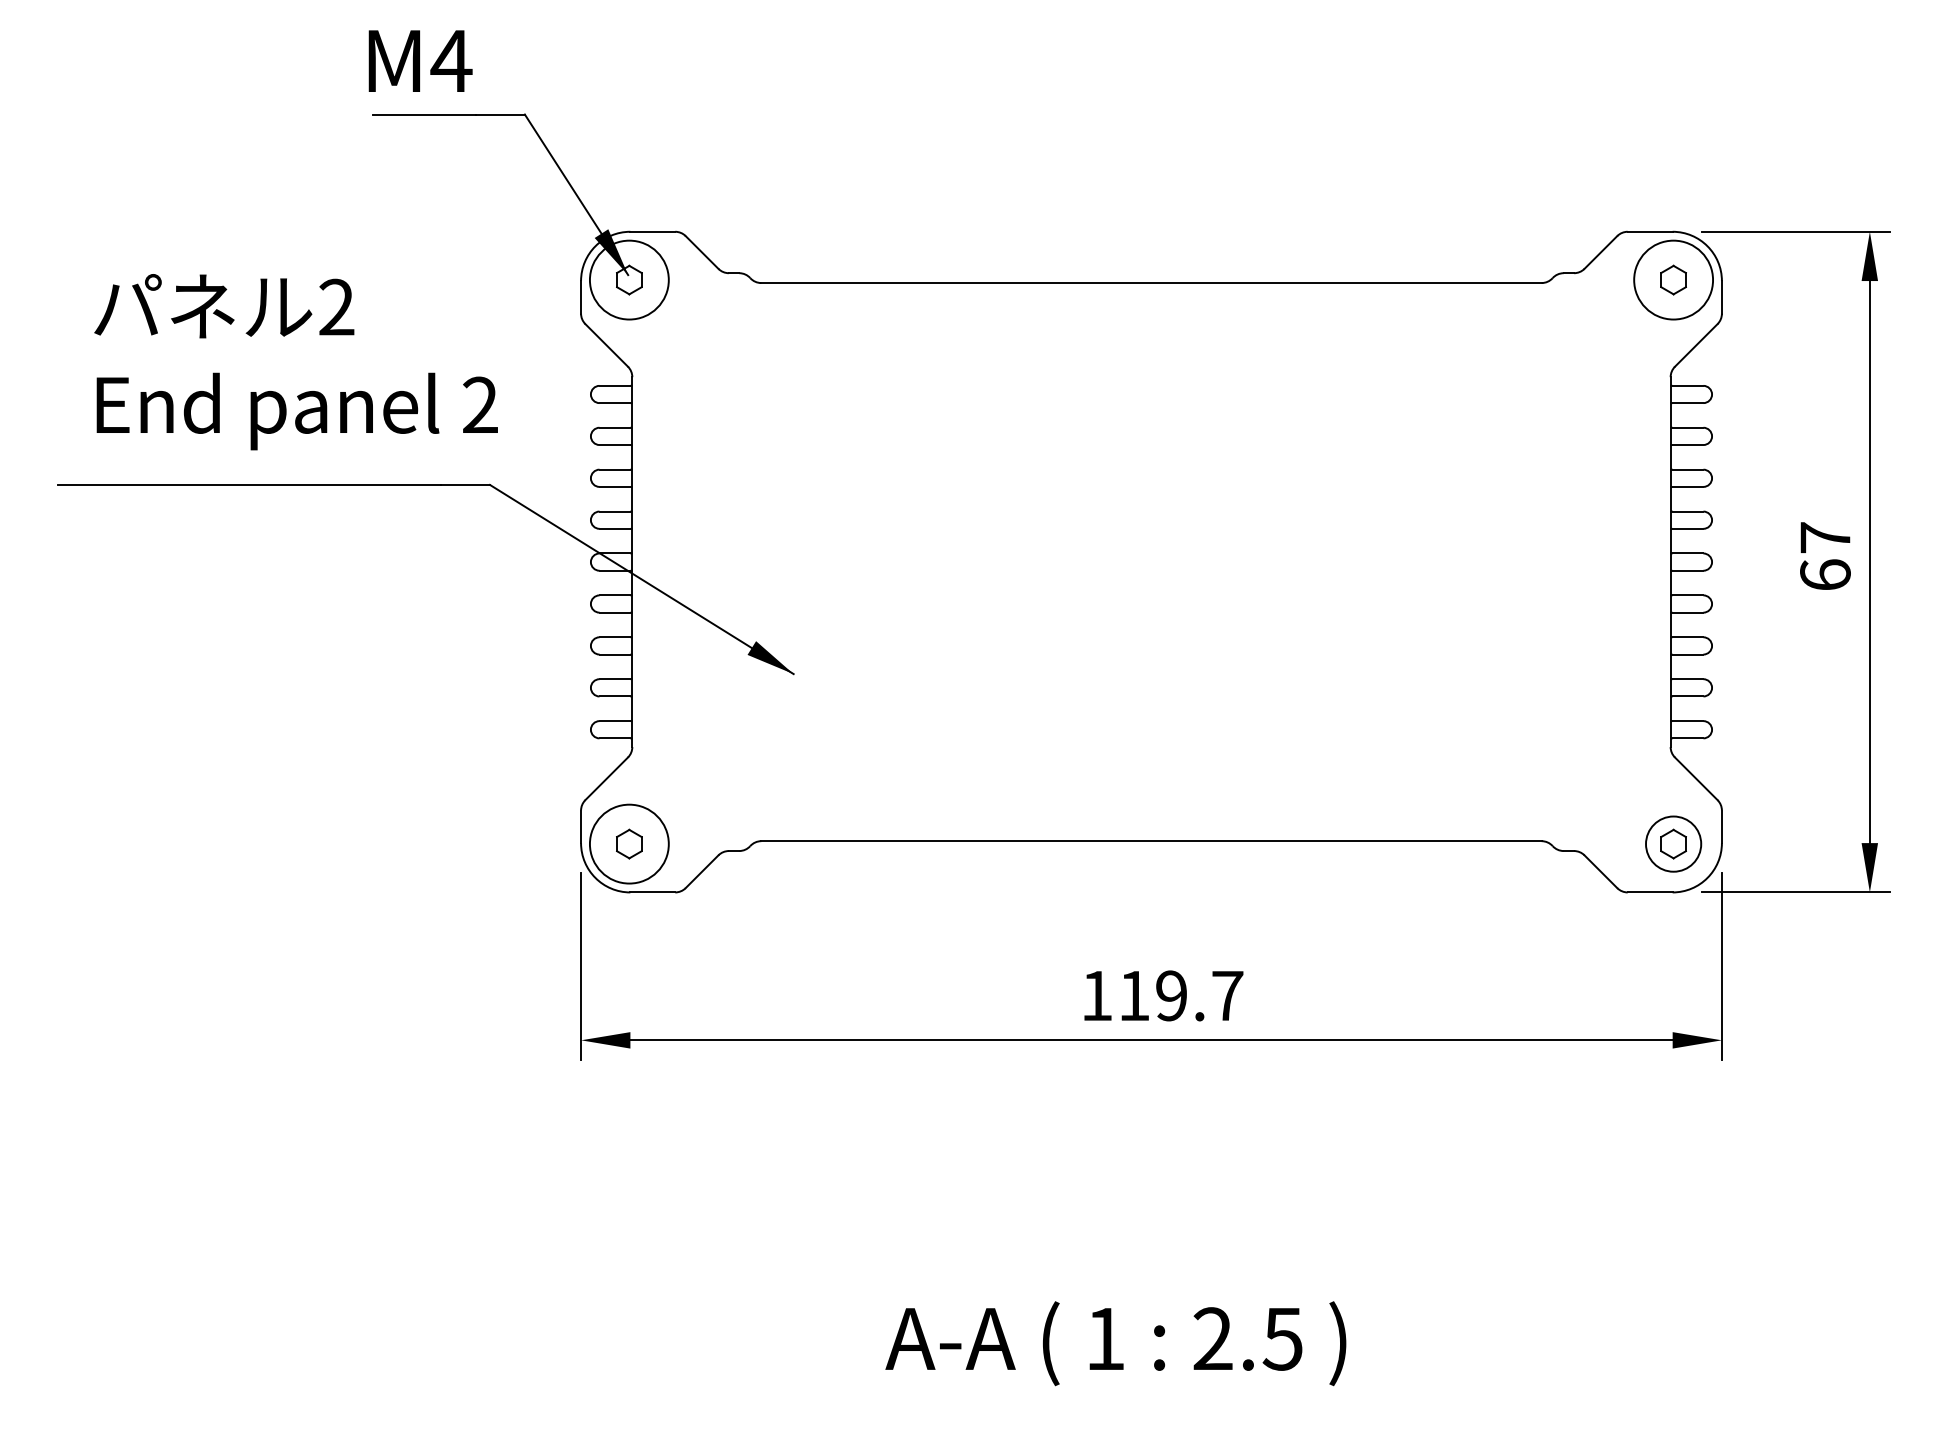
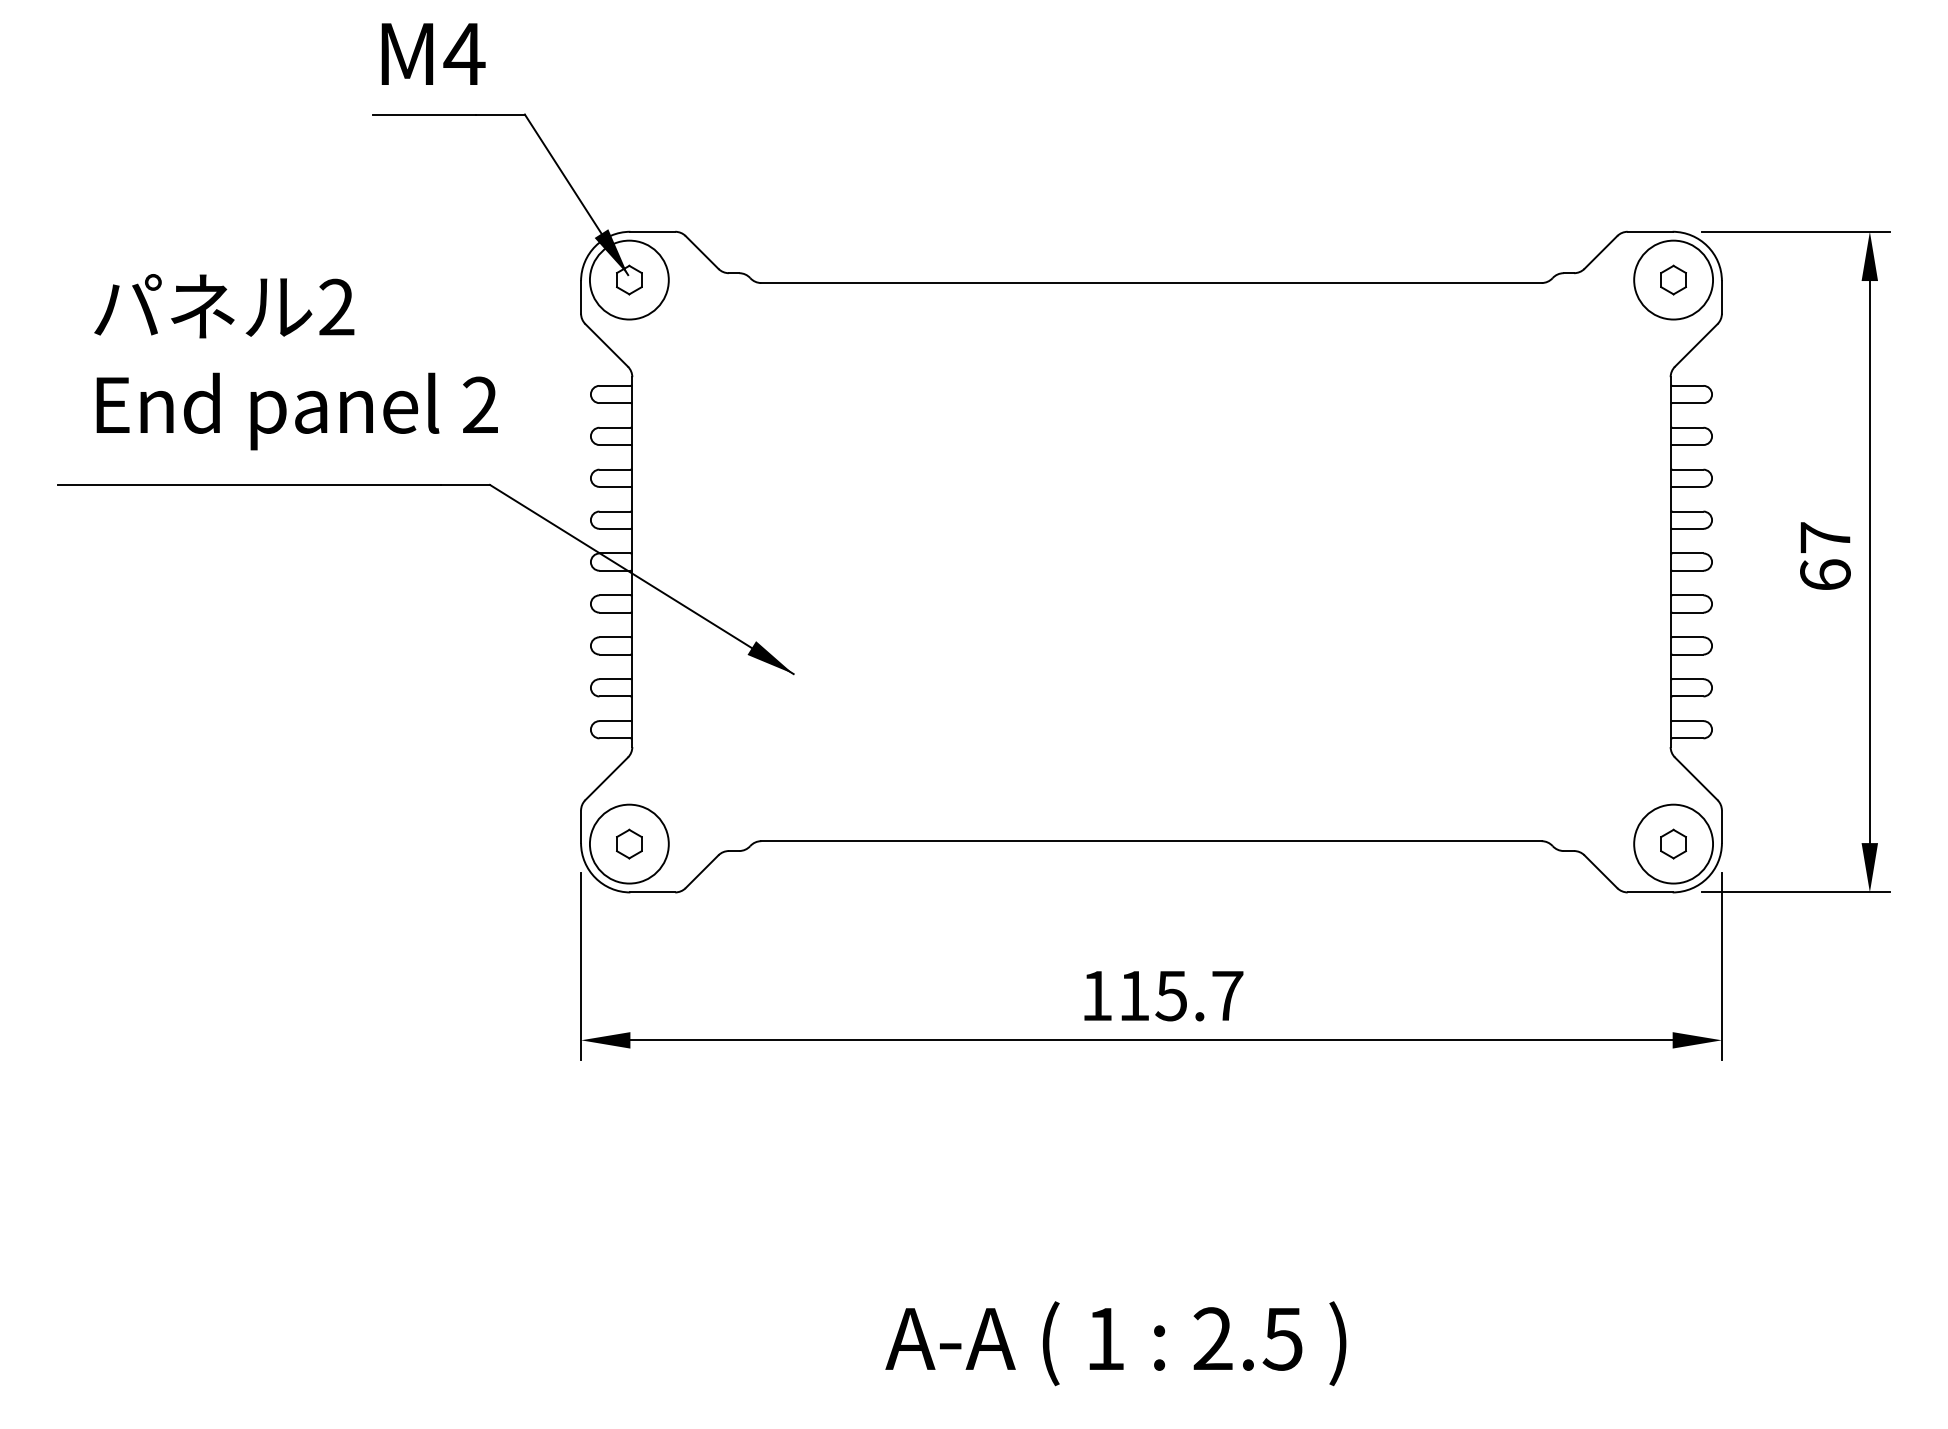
text position: (420, 60) -> (433, 53) (433, 53)
circle diameter: 55 px -> 79 px (1673, 843)
text: 119.7 -> 115.7 (1170, 995)
